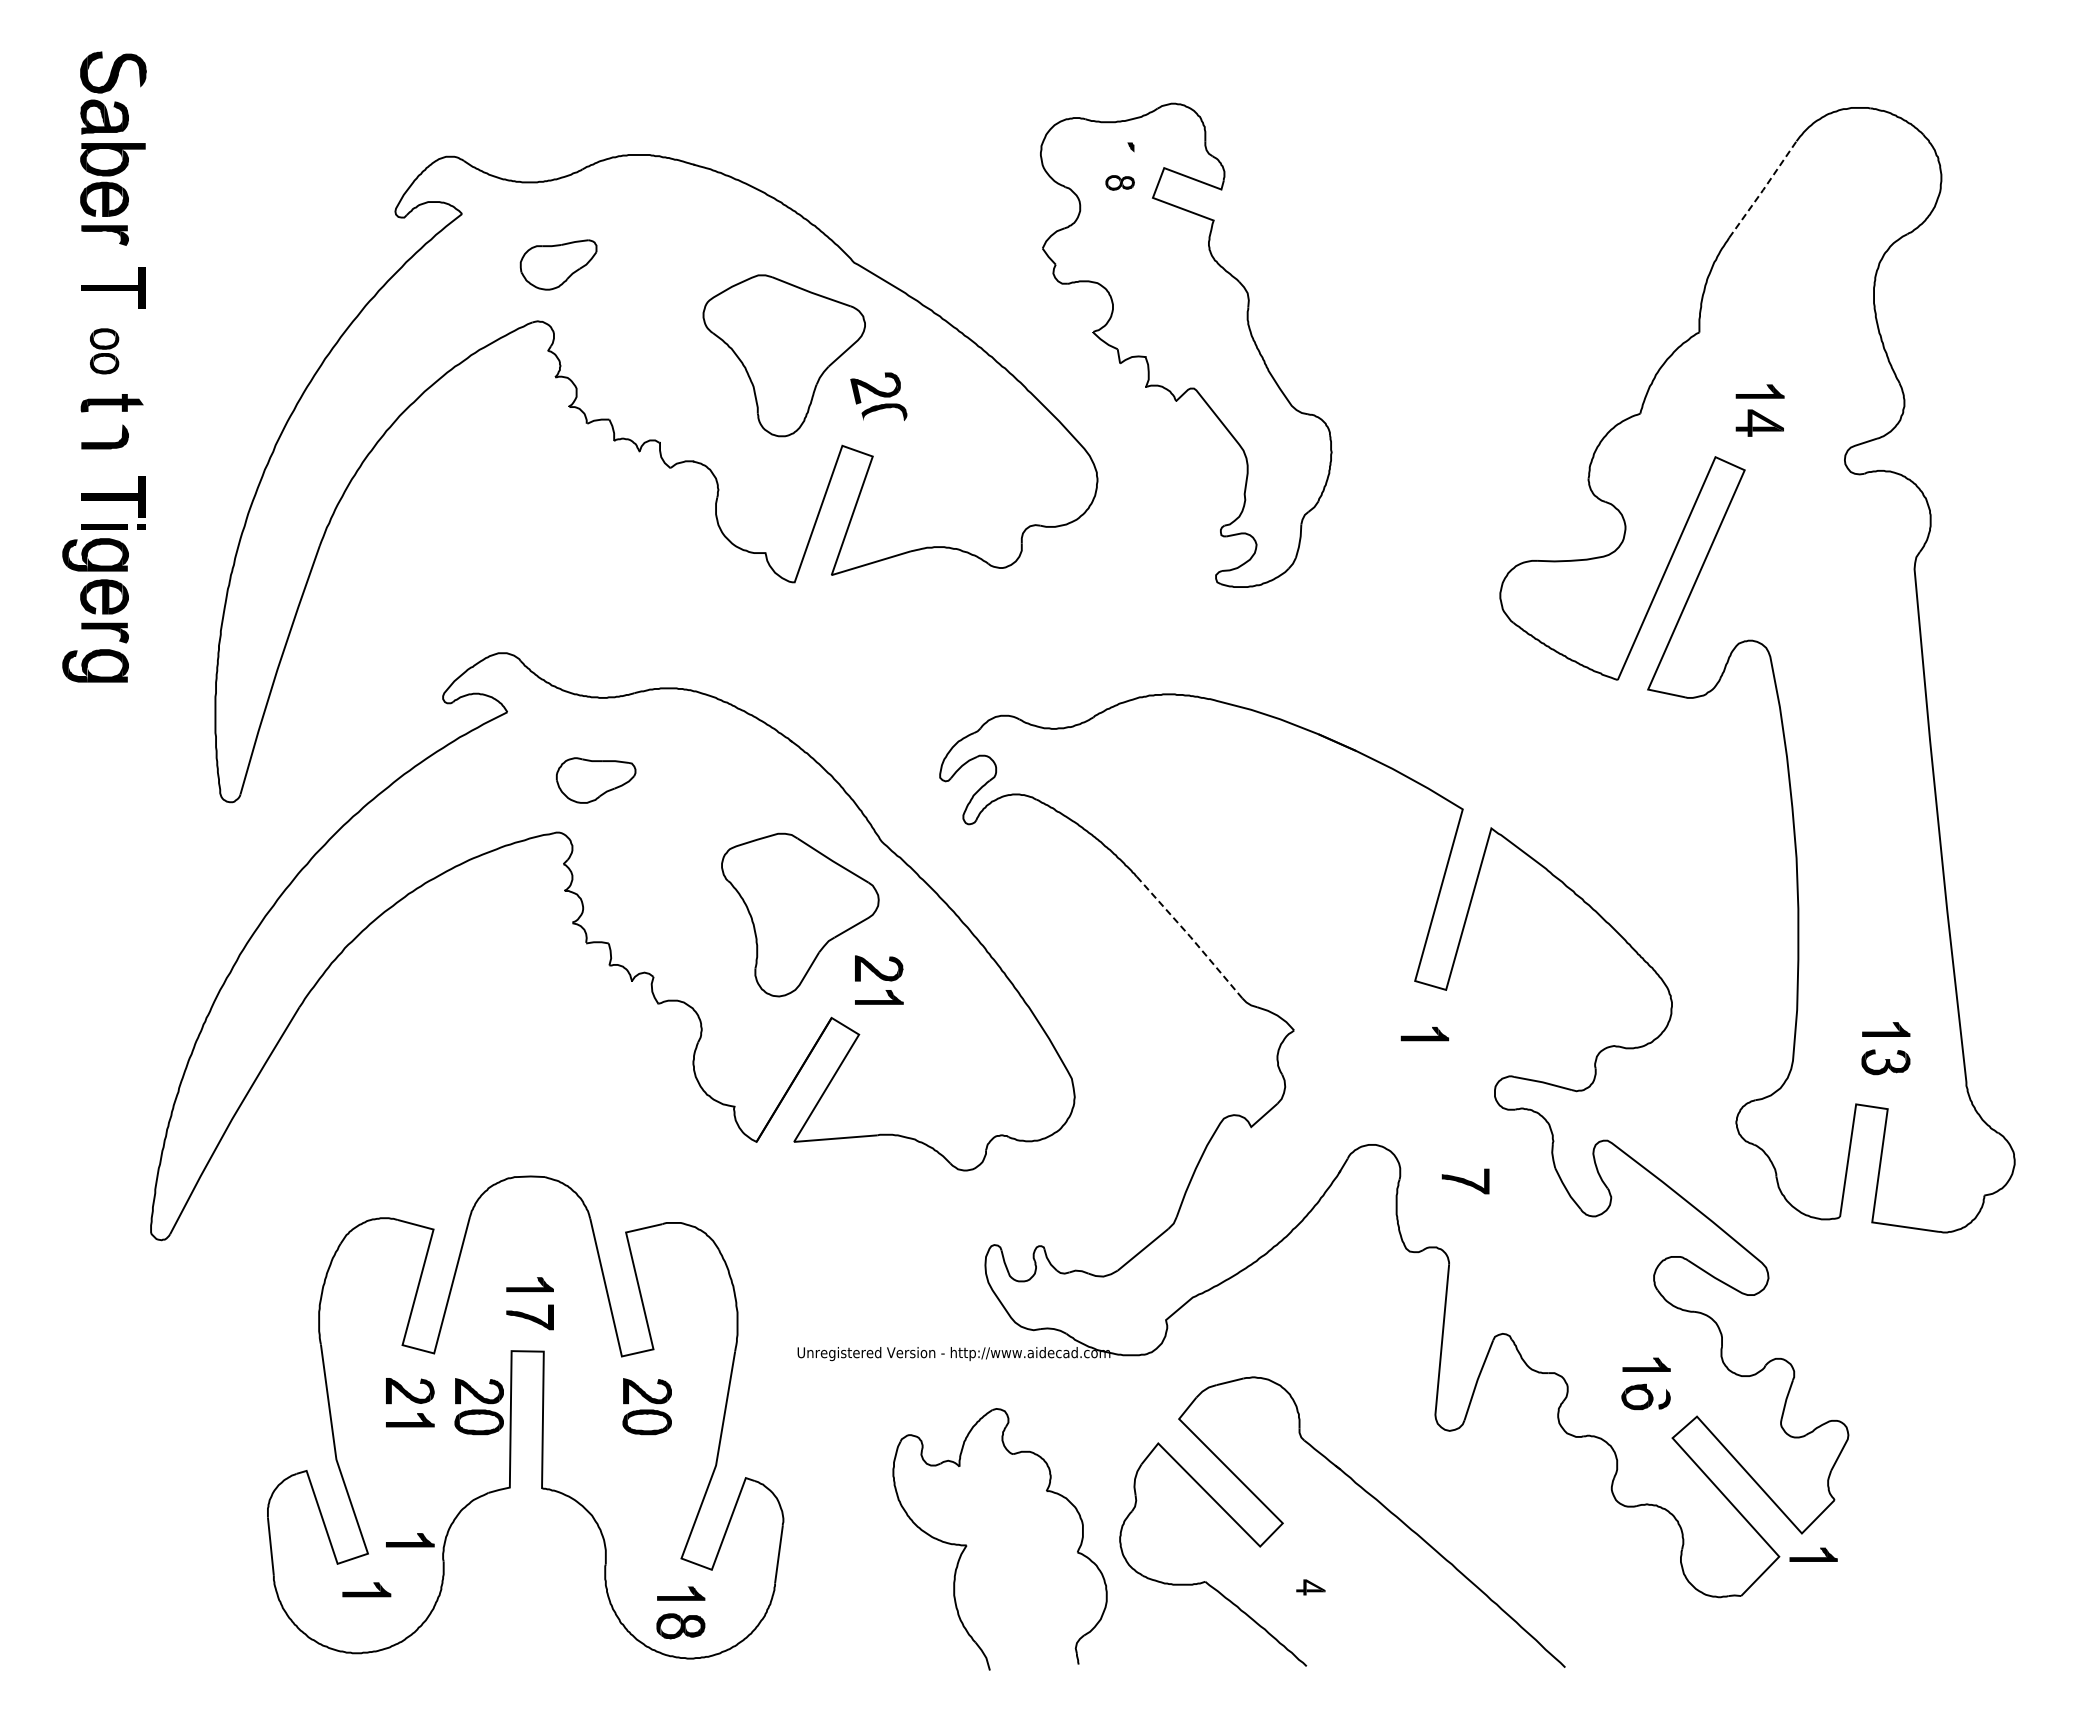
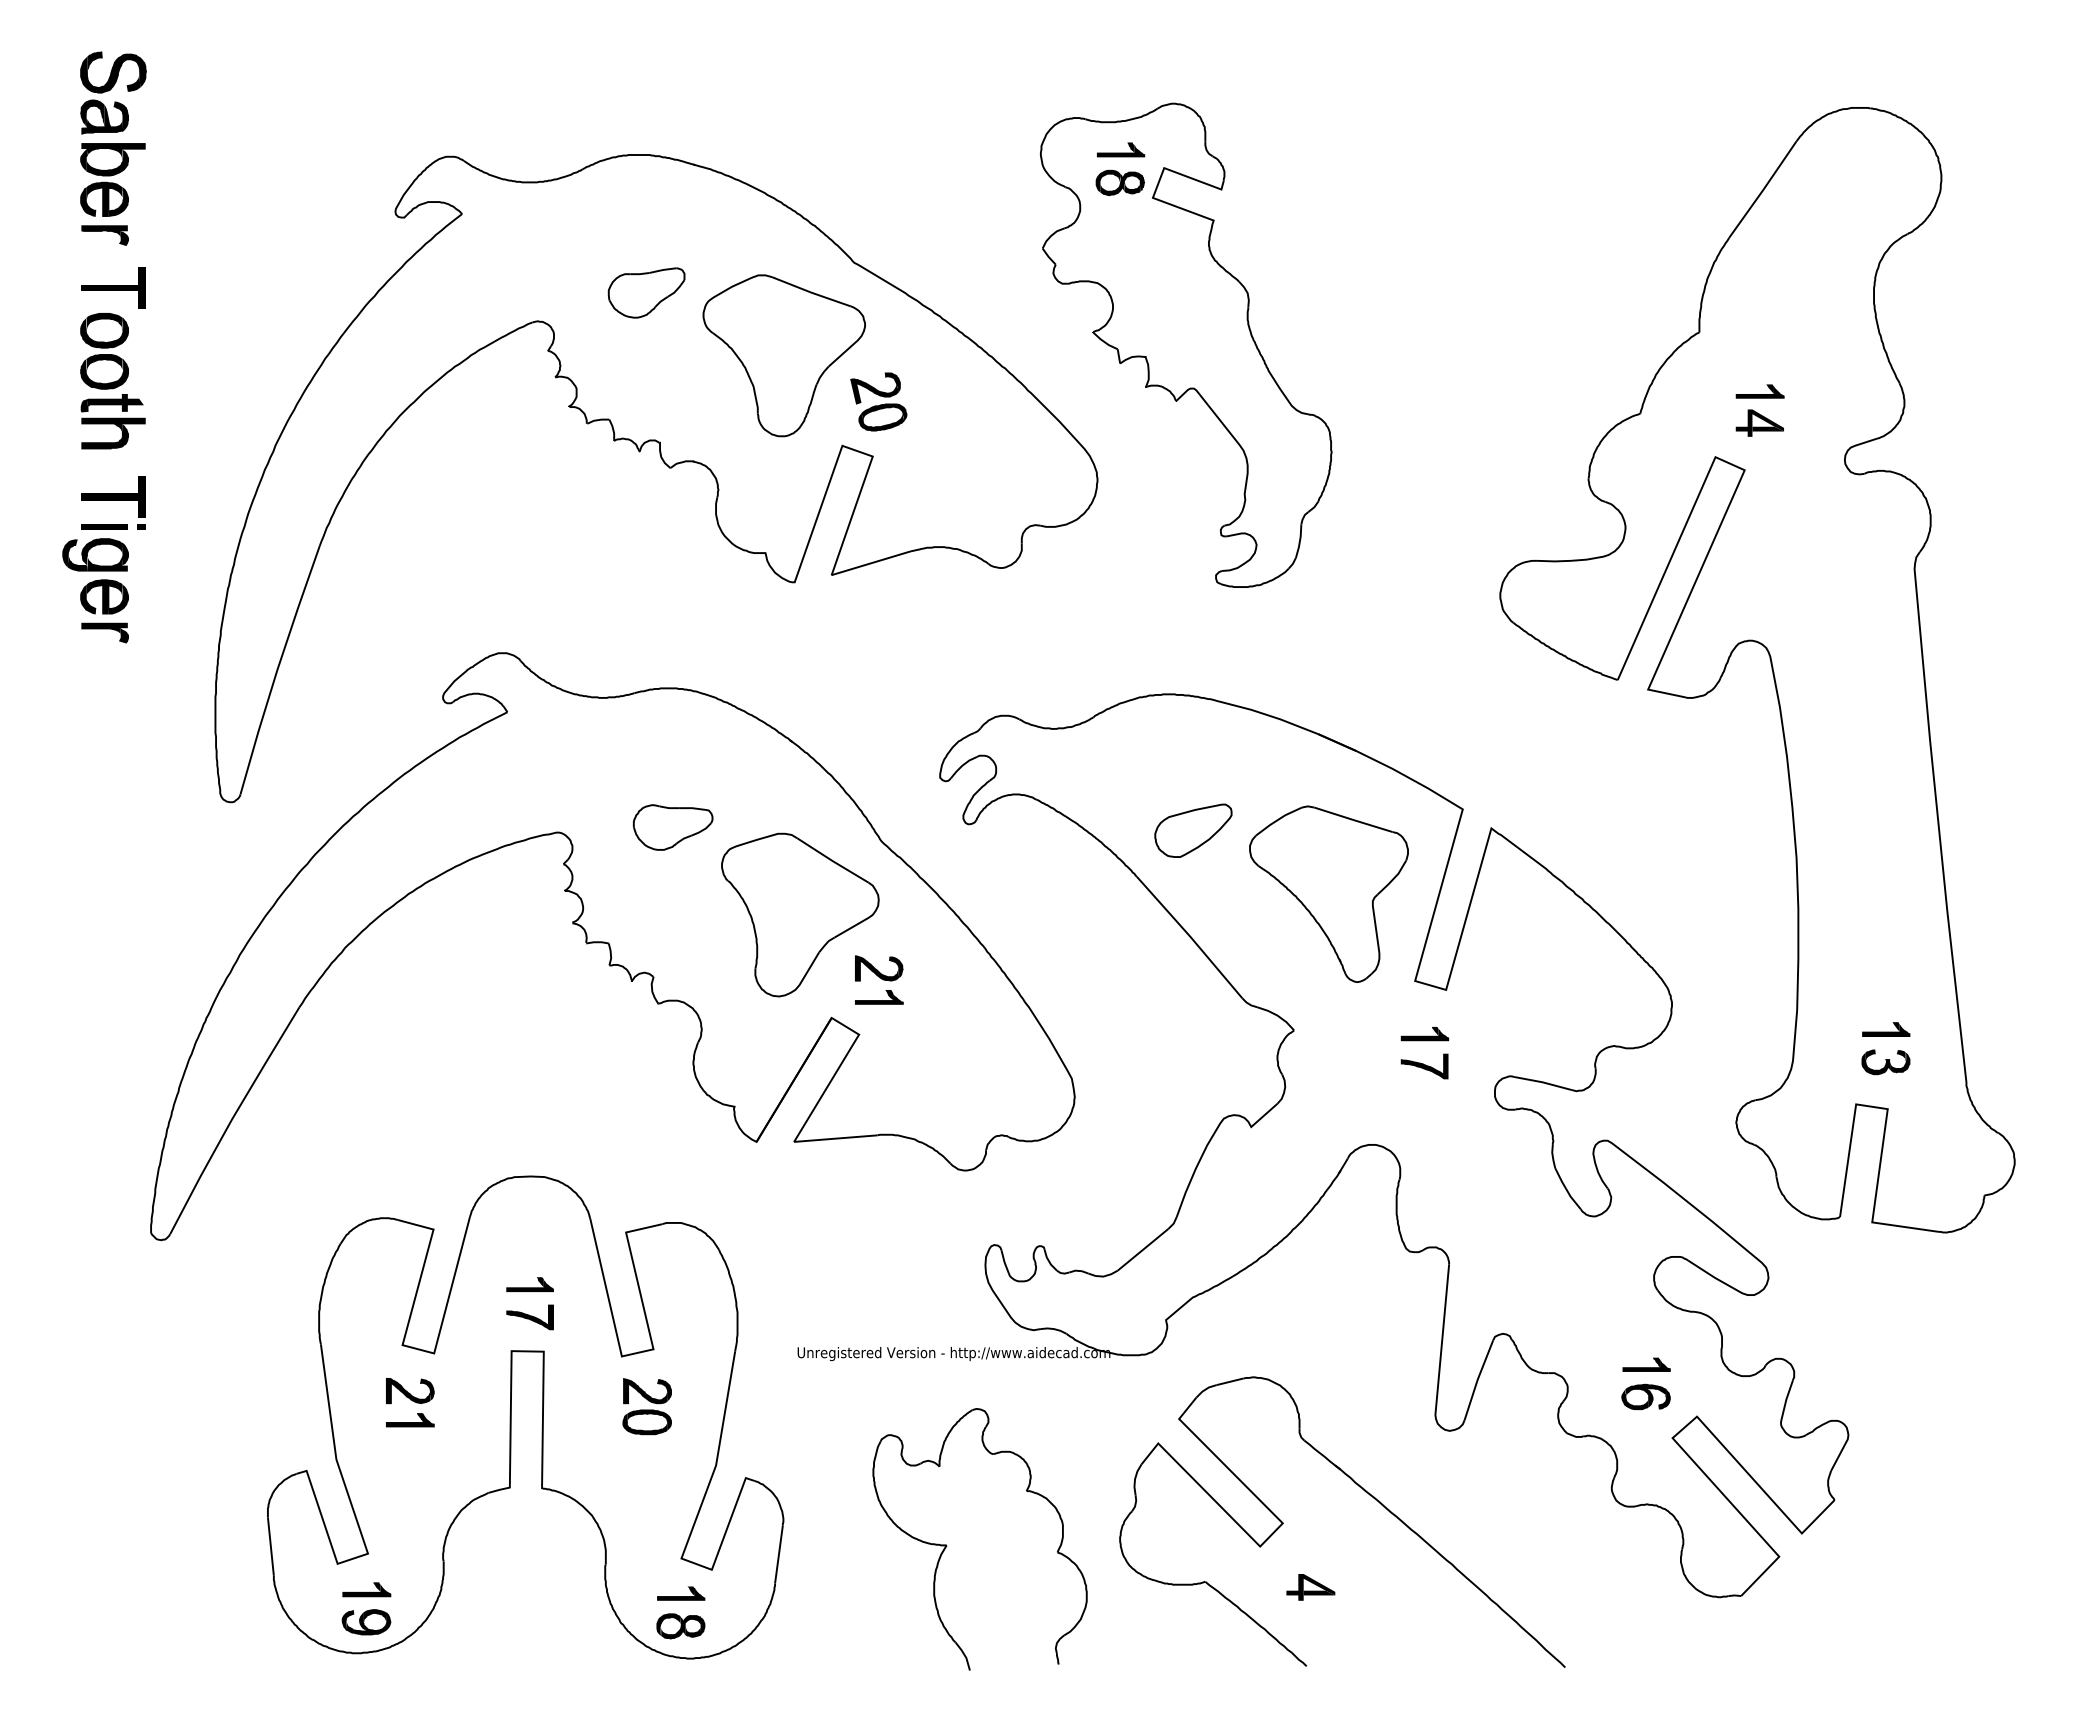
fill: none -> present (133, 81)
fill: none -> present (1120, 150)
part size: 30x16 px -> 50x28 px (1119, 182)
line: dashed -> solid (1763, 190)
part position: (558, 264) -> (646, 292) (646, 292)
part size: 30x47 px -> 49x77 px (104, 351)
fill: none -> present (881, 422)
fill: none -> present (113, 425)
part: present -> none (95, 665)
part position: (595, 780) -> (672, 827) (672, 827)
part: none -> present (1193, 830)
part: none -> present (1328, 894)
line: dashed -> solid (1190, 936)
part position: (1465, 1181) -> (1424, 1066) (1424, 1066)
fill: none -> present (1656, 1390)
part: present -> none (478, 1406)
part: present -> none (410, 1540)
part position: (967, 1545) -> (947, 1545) (947, 1545)
part: present -> none (1813, 1554)
part size: 30x17 px -> 50x27 px (1310, 1587)
part: none -> present (366, 1622)
